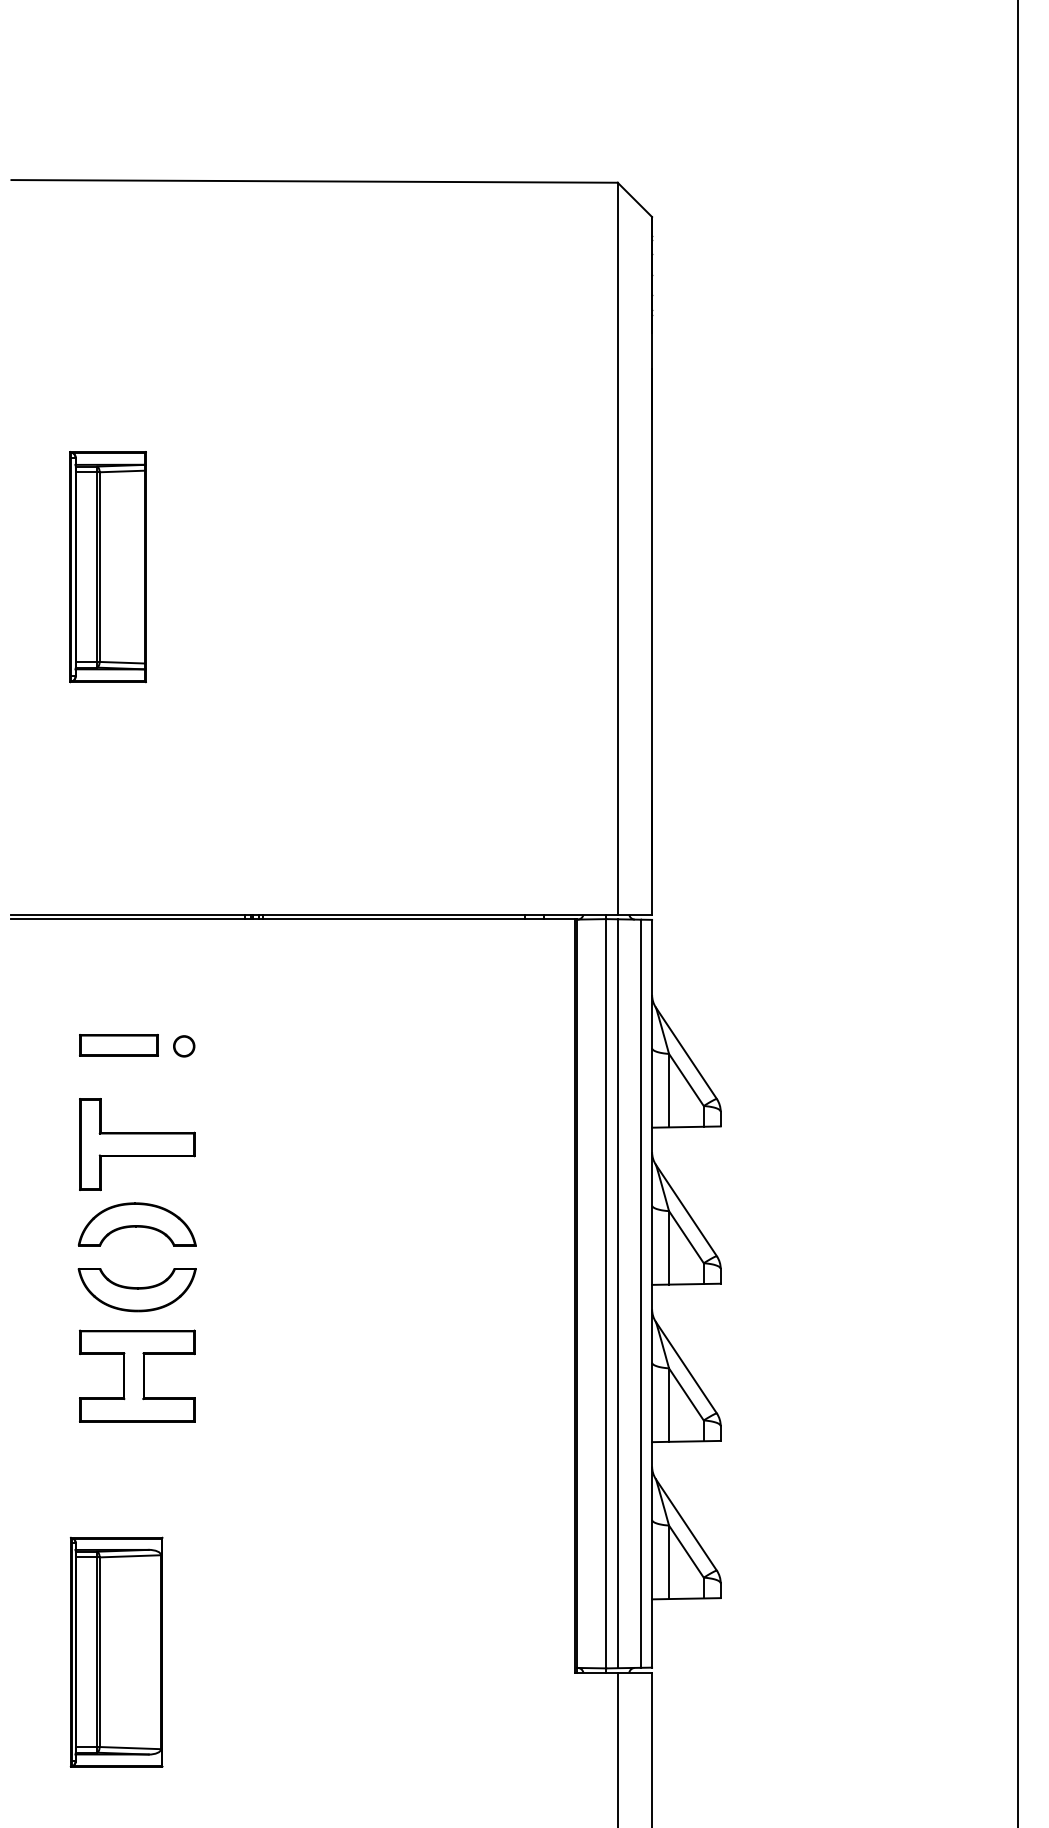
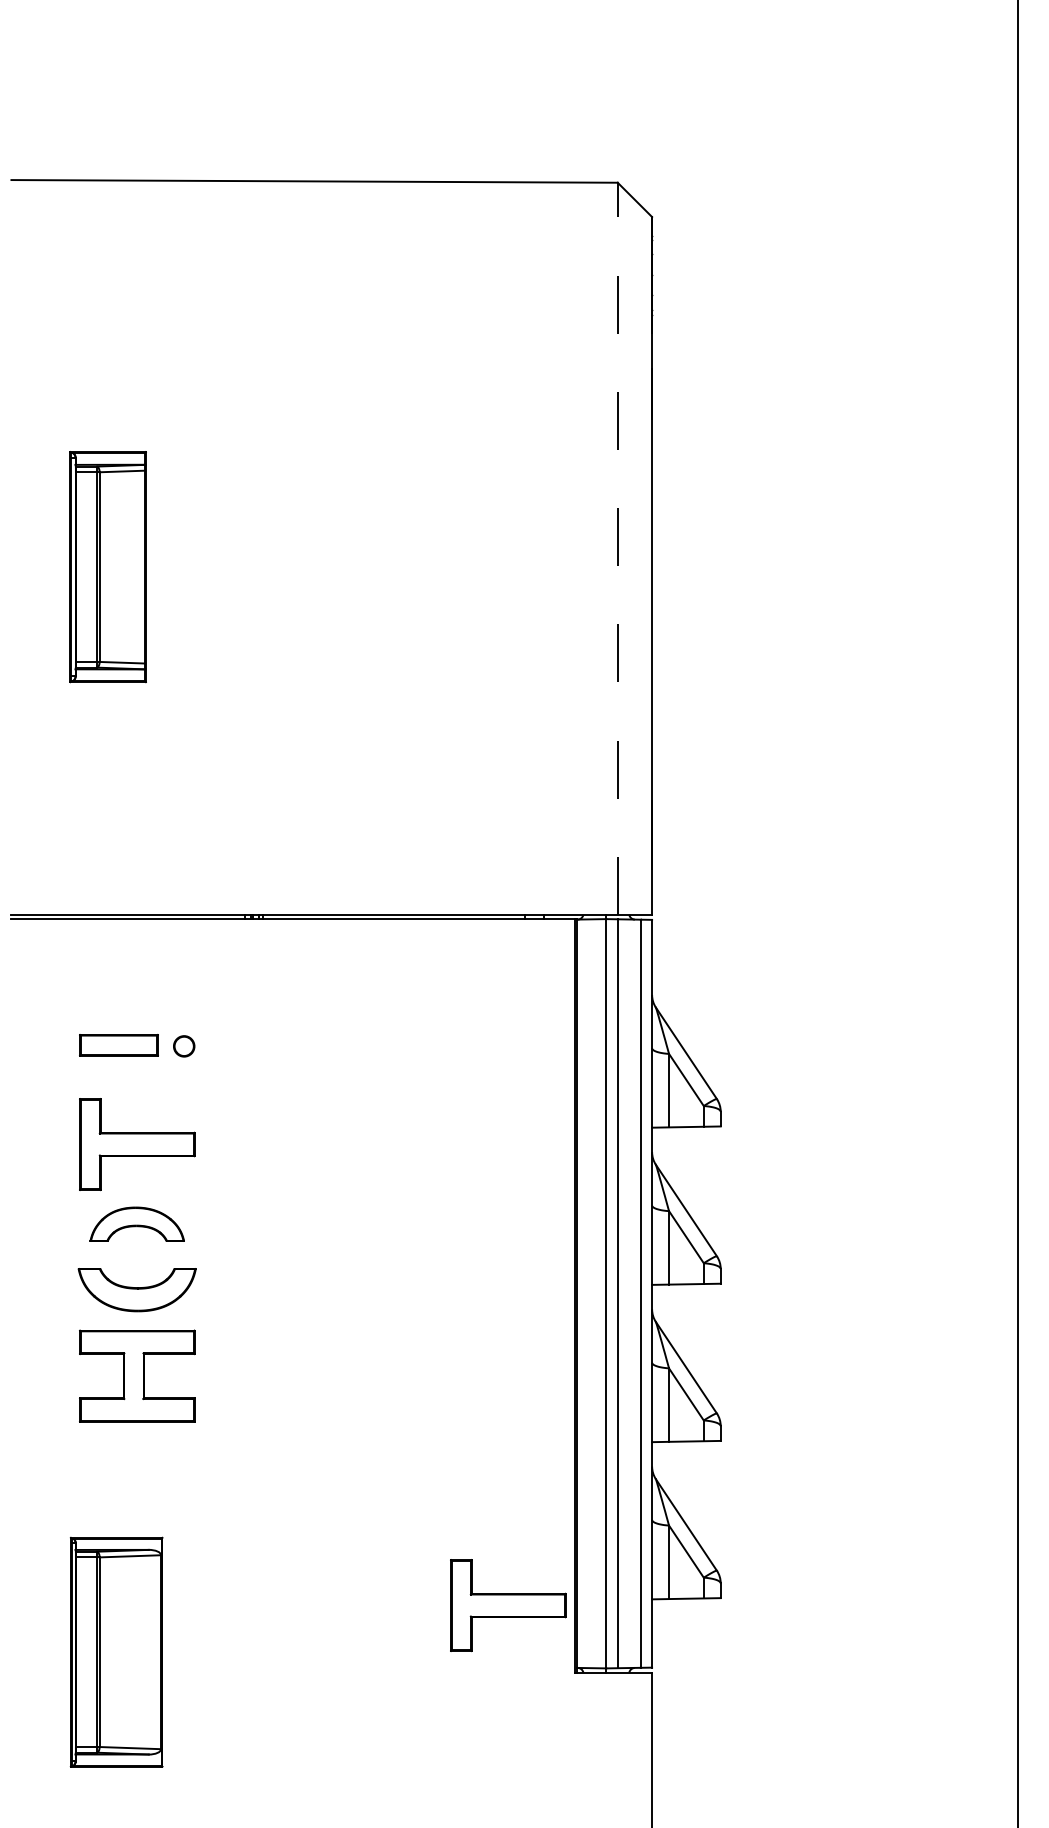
line: solid -> dashed (617, 548)
part size: 119x45 px -> 96x36 px (136, 1223)
part: none -> present (508, 1605)
line: present -> none (617, 1748)
